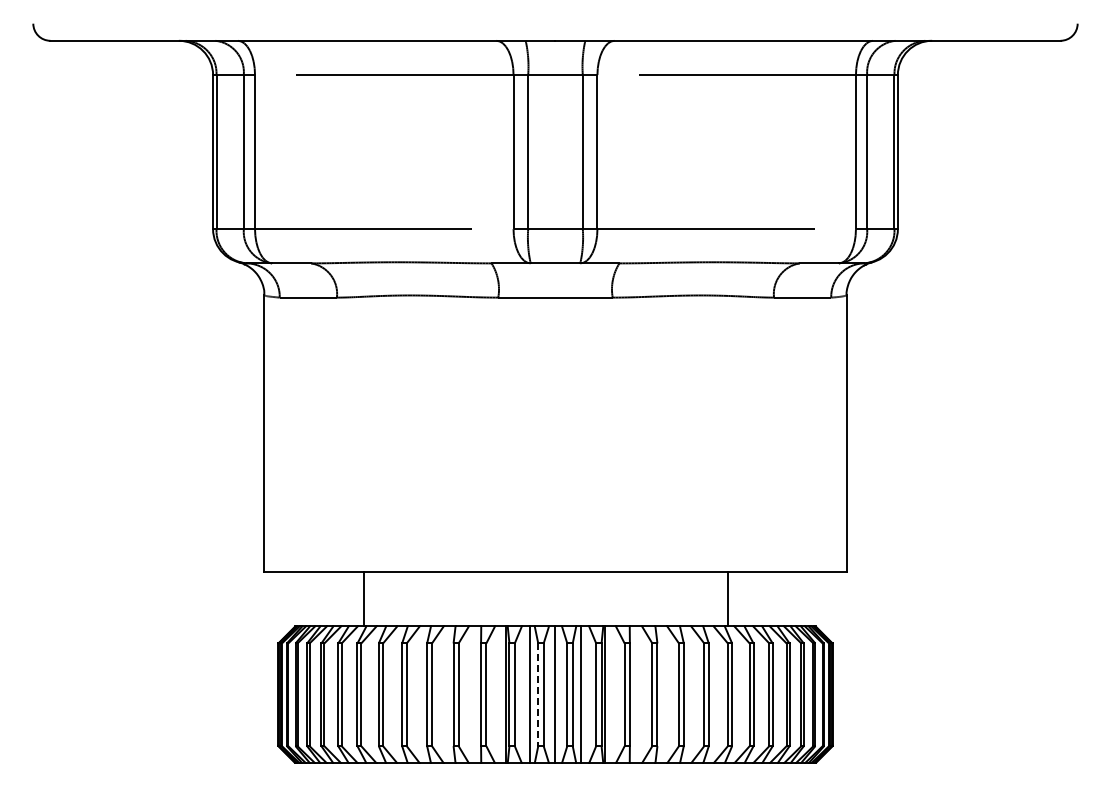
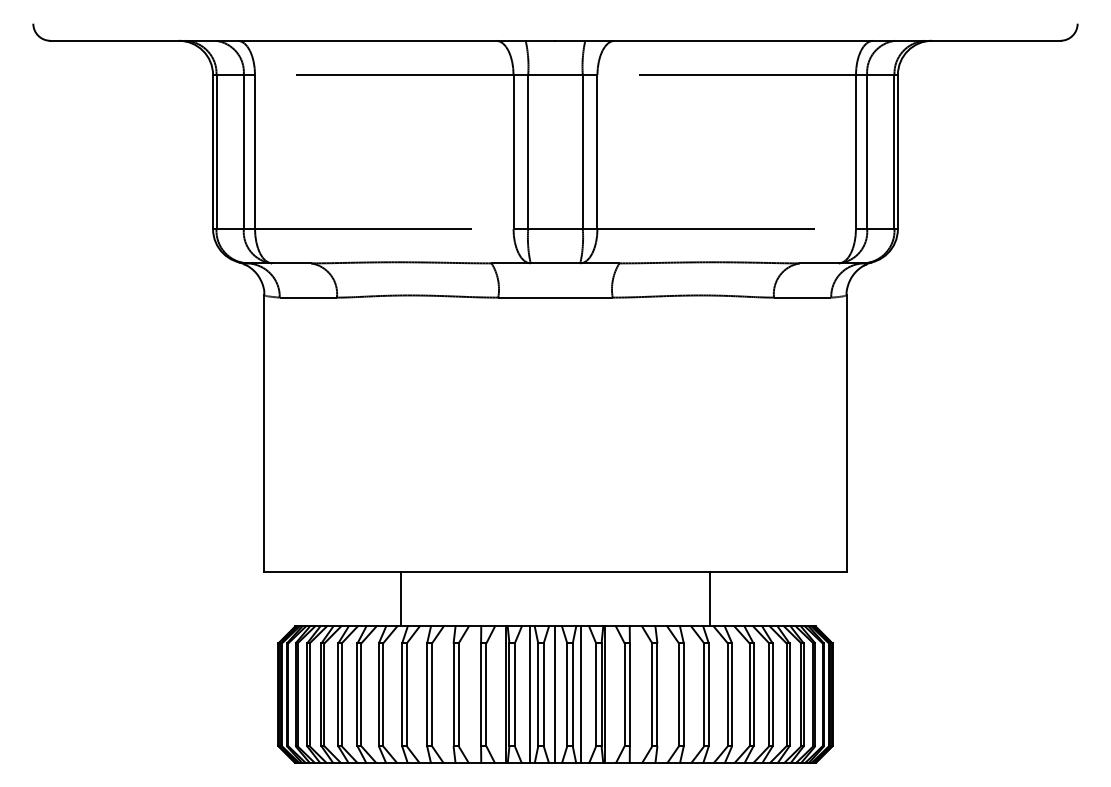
line position: (364, 598) -> (401, 598) (401, 598)
line position: (727, 598) -> (709, 598) (709, 598)
line: dashed -> solid (538, 695)
